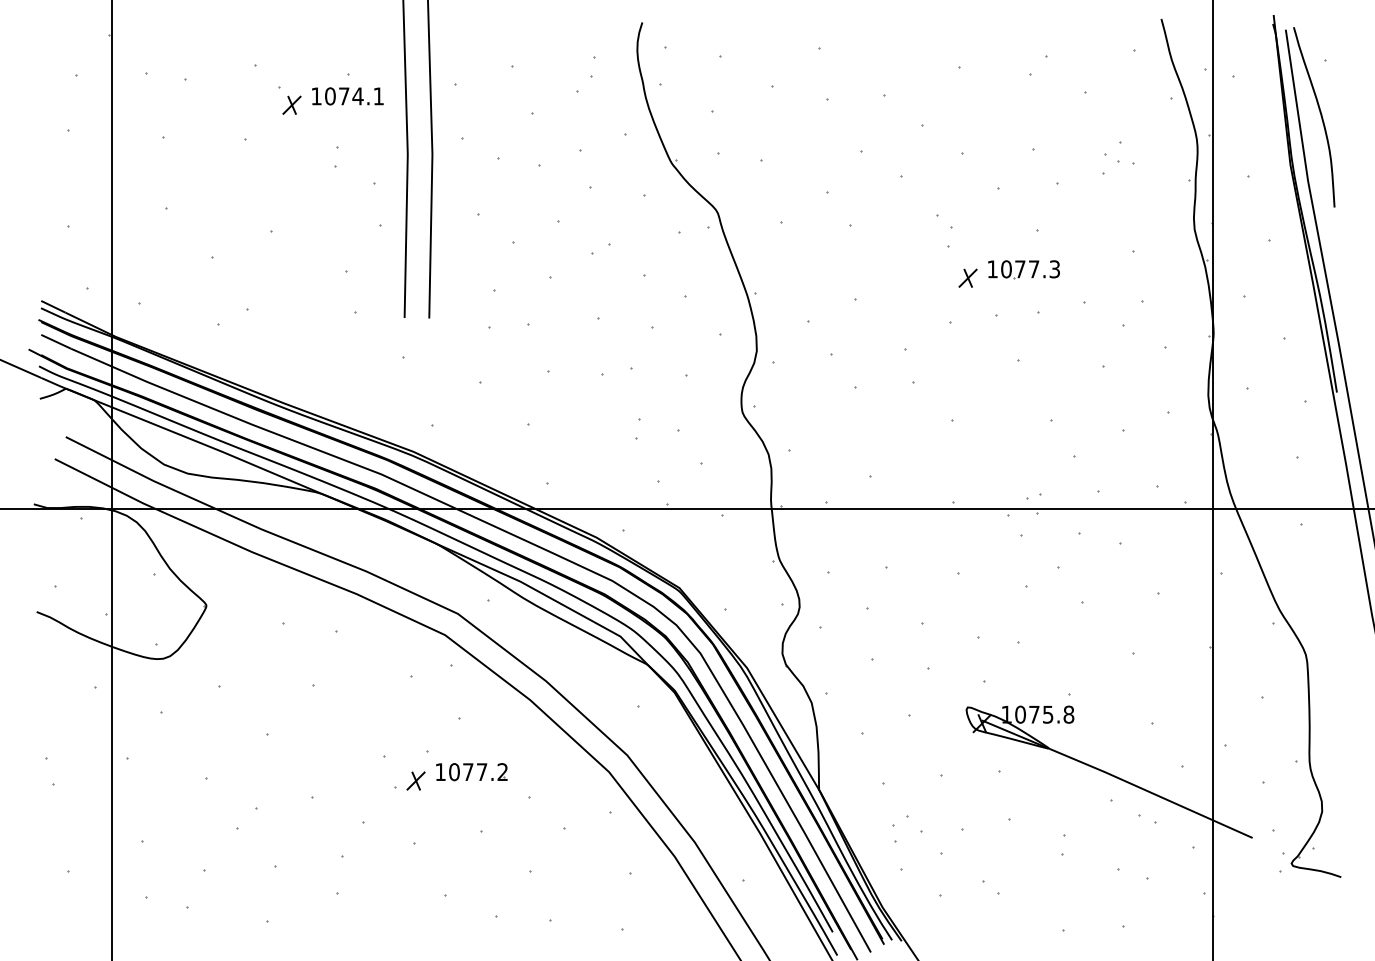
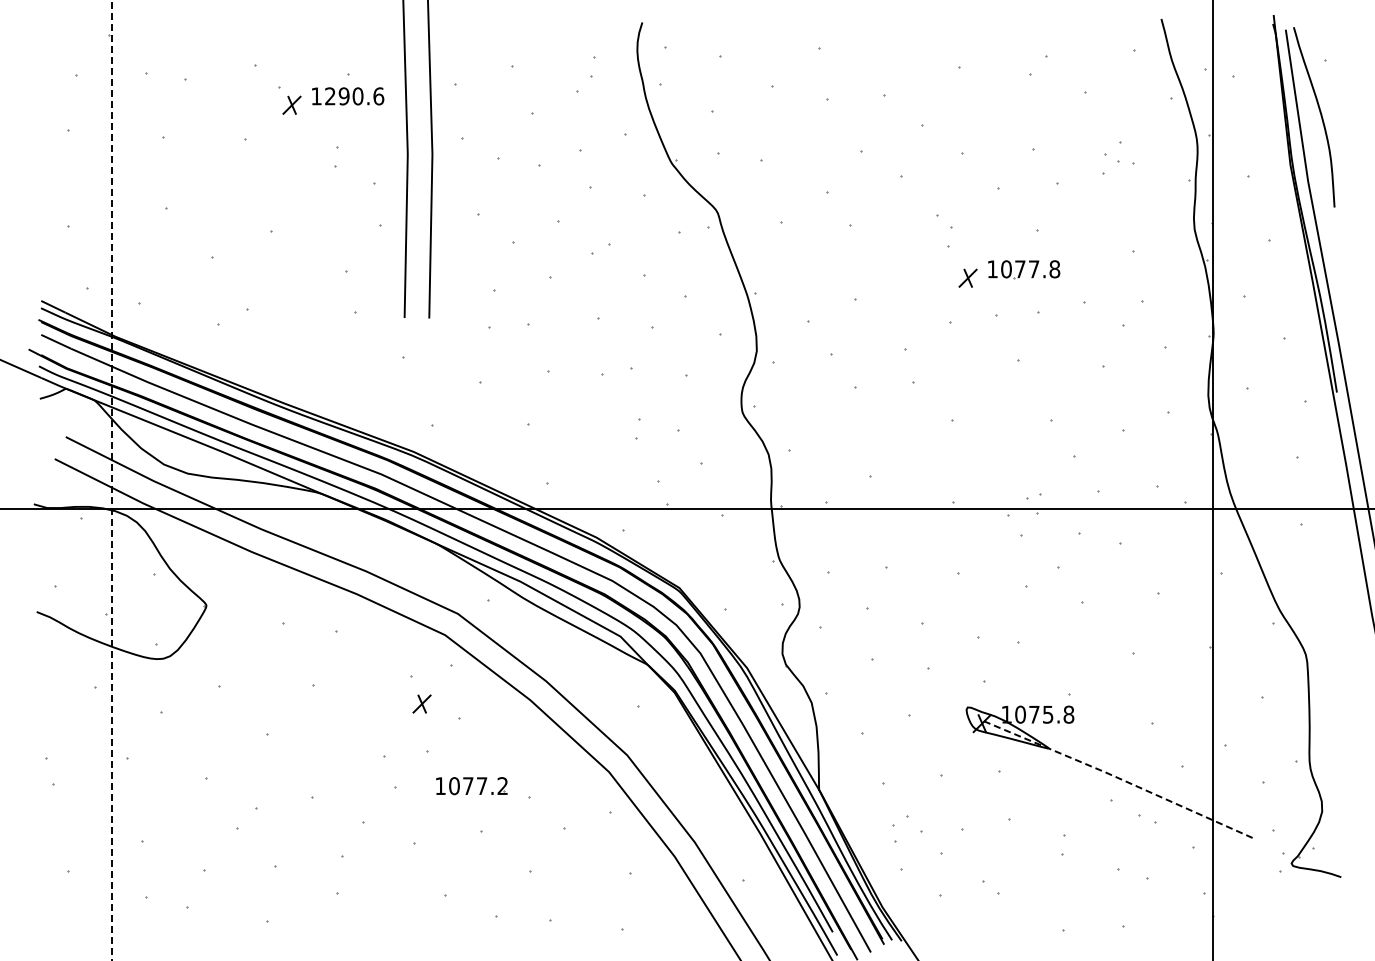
text: 1074.1 -> 1290.6 (354, 96)
text: 1077.3 -> 1077.8 (1054, 269)
line: solid -> dashed (111, 480)
part position: (471, 772) -> (471, 786) (471, 786)
line: solid -> dashed (1117, 777)
part position: (415, 780) -> (421, 703) (421, 703)
